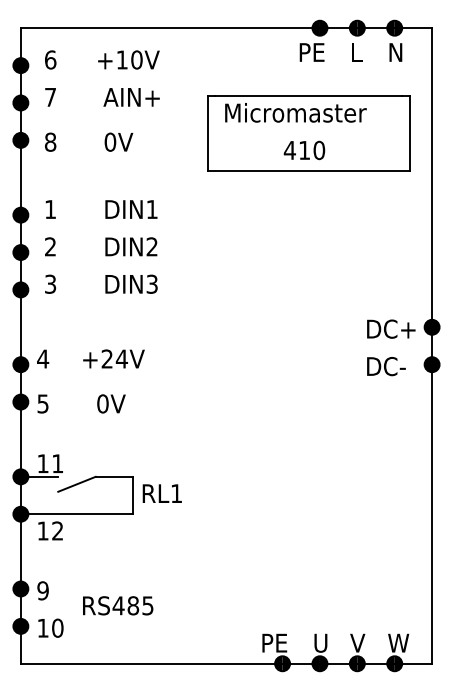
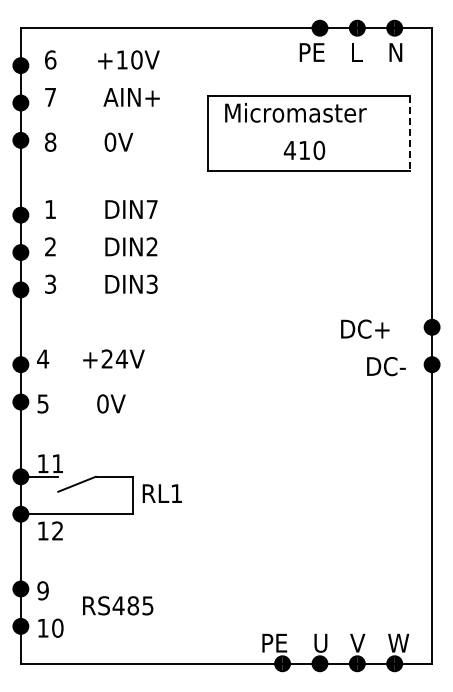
line: solid -> dashed (409, 134)
text: DIN1 -> DIN7 (151, 209)
text position: (391, 328) -> (365, 328) (365, 328)
